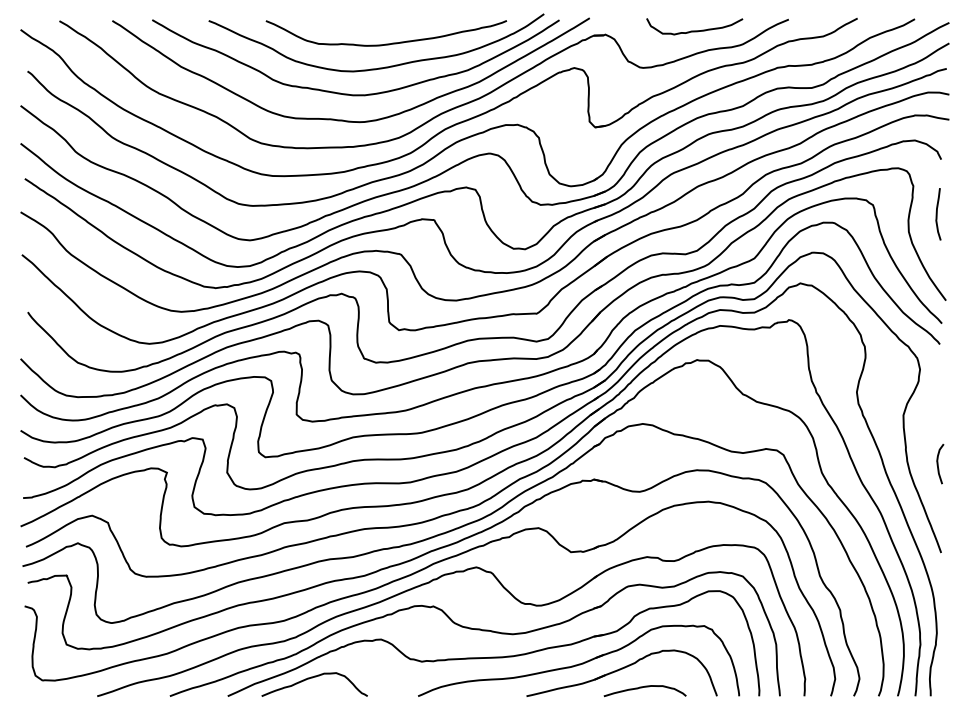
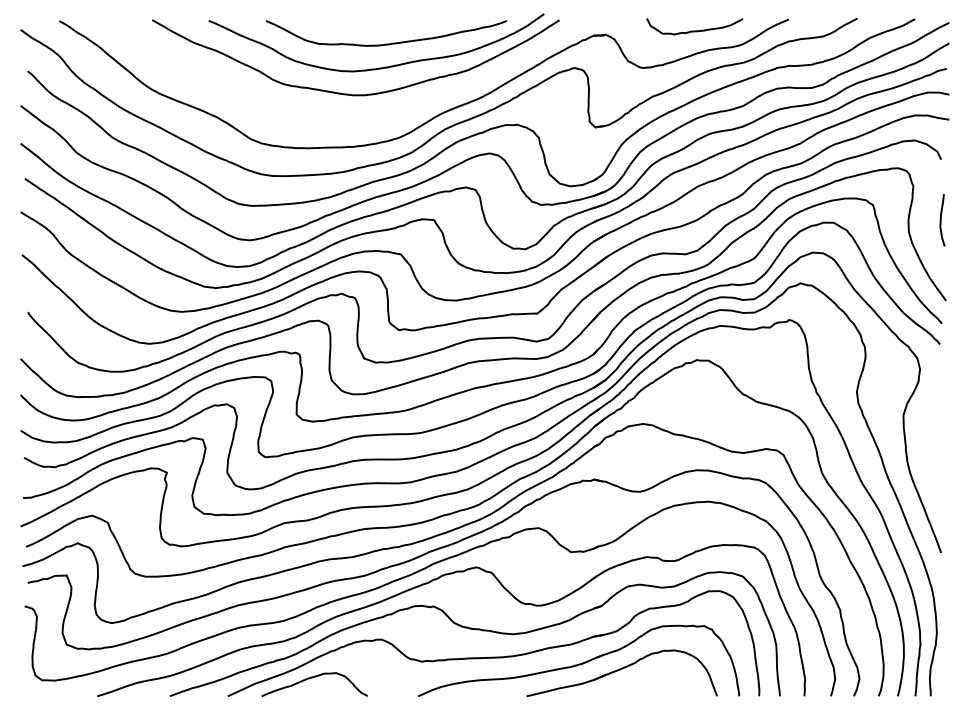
curve: present -> none (343, 119)
curve position: (937, 214) -> (941, 220) (941, 220)
curve: present -> none (938, 463)
curve: present -> none (642, 688)
